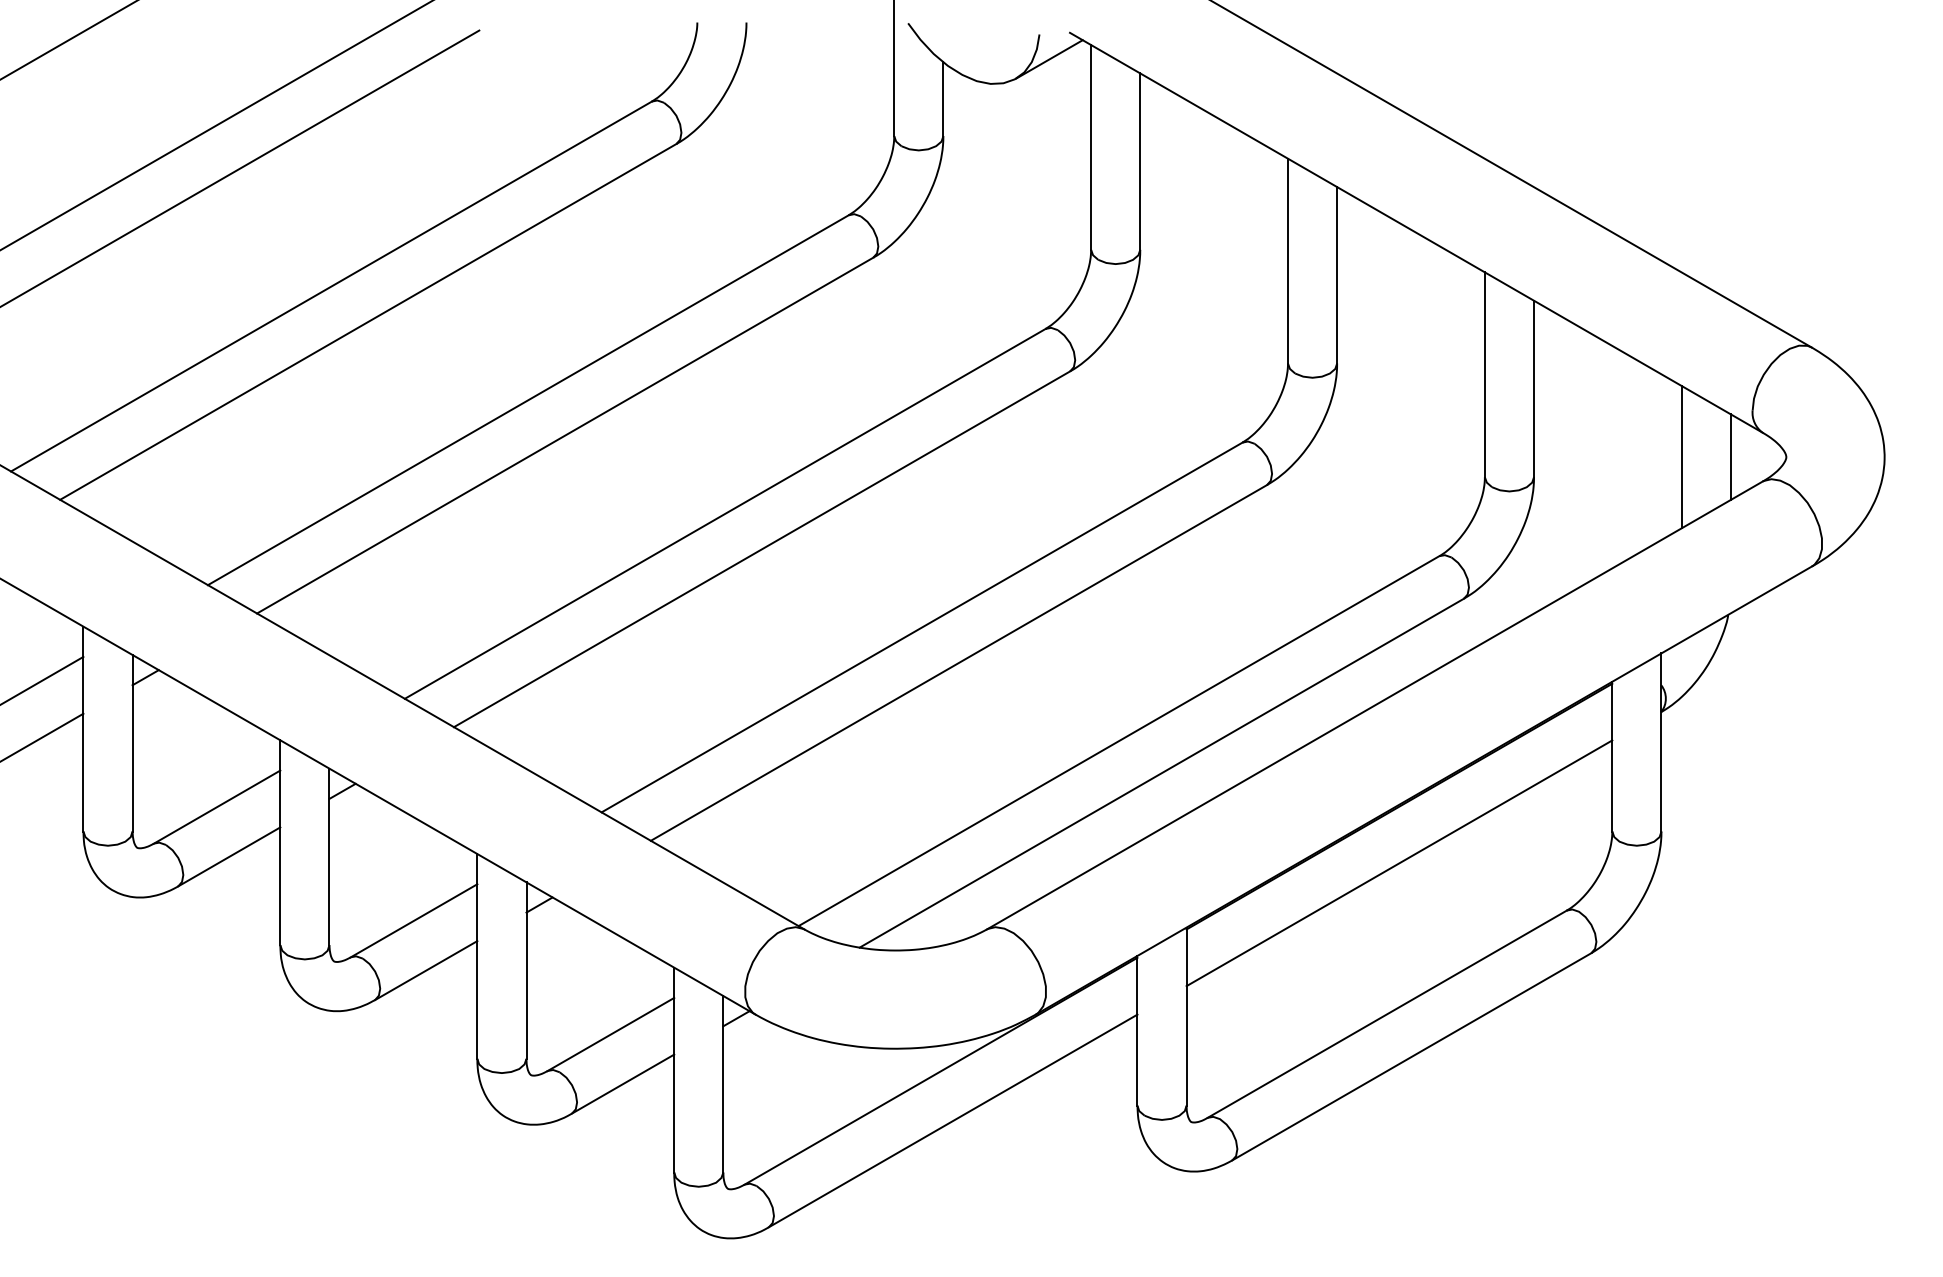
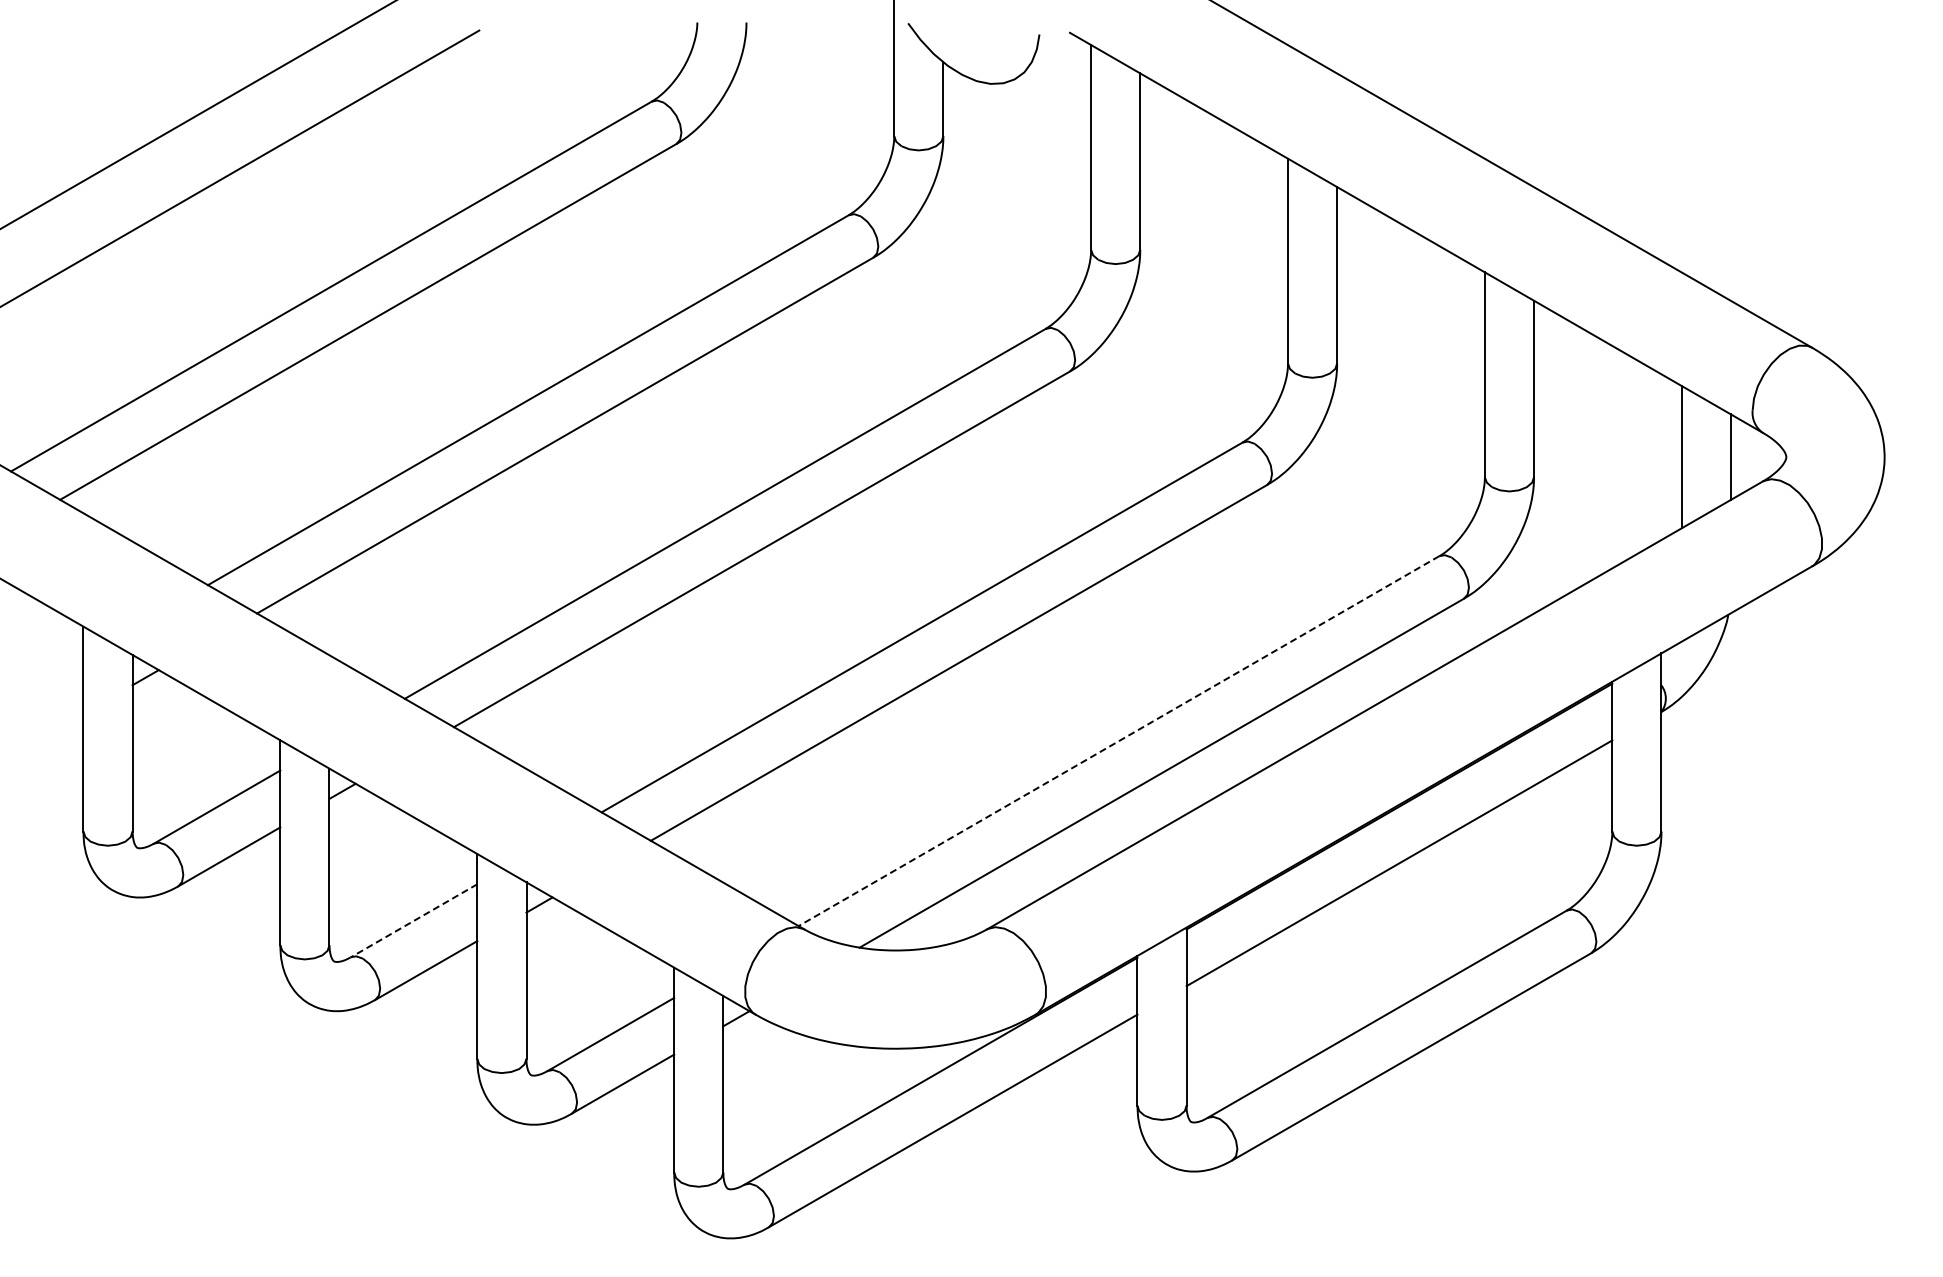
line: present -> none (68, 40)
line: present -> none (1049, 59)
line position: (215, 125) -> (197, 114) (197, 114)
line: present -> none (42, 679)
line: present -> none (42, 736)
line: solid -> dashed (1119, 741)
line: solid -> dashed (413, 921)
